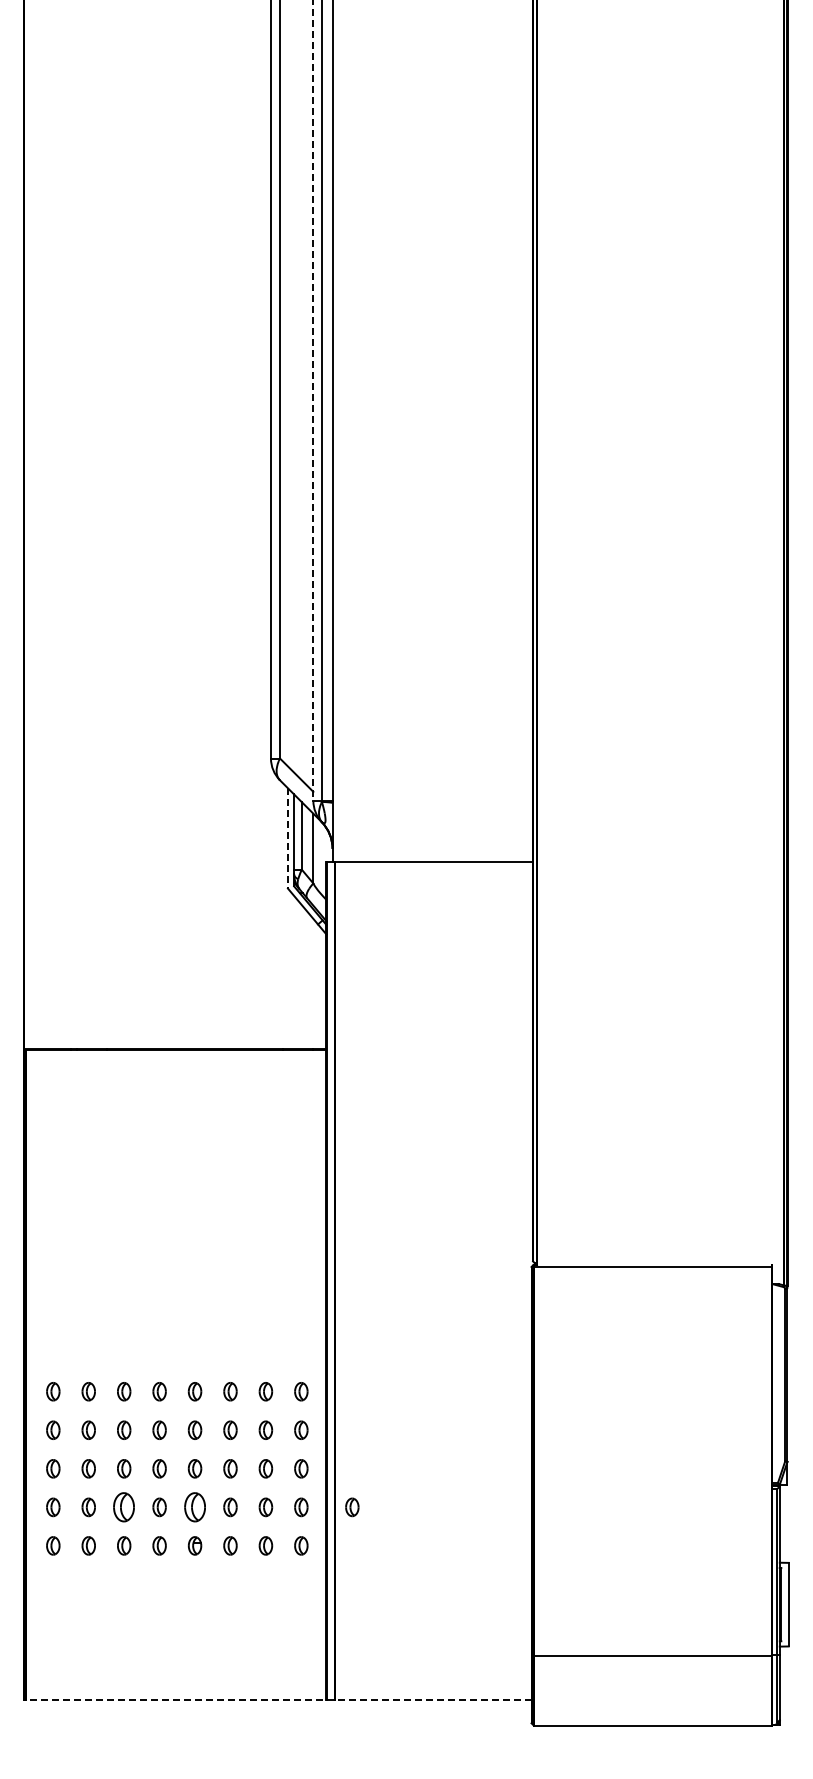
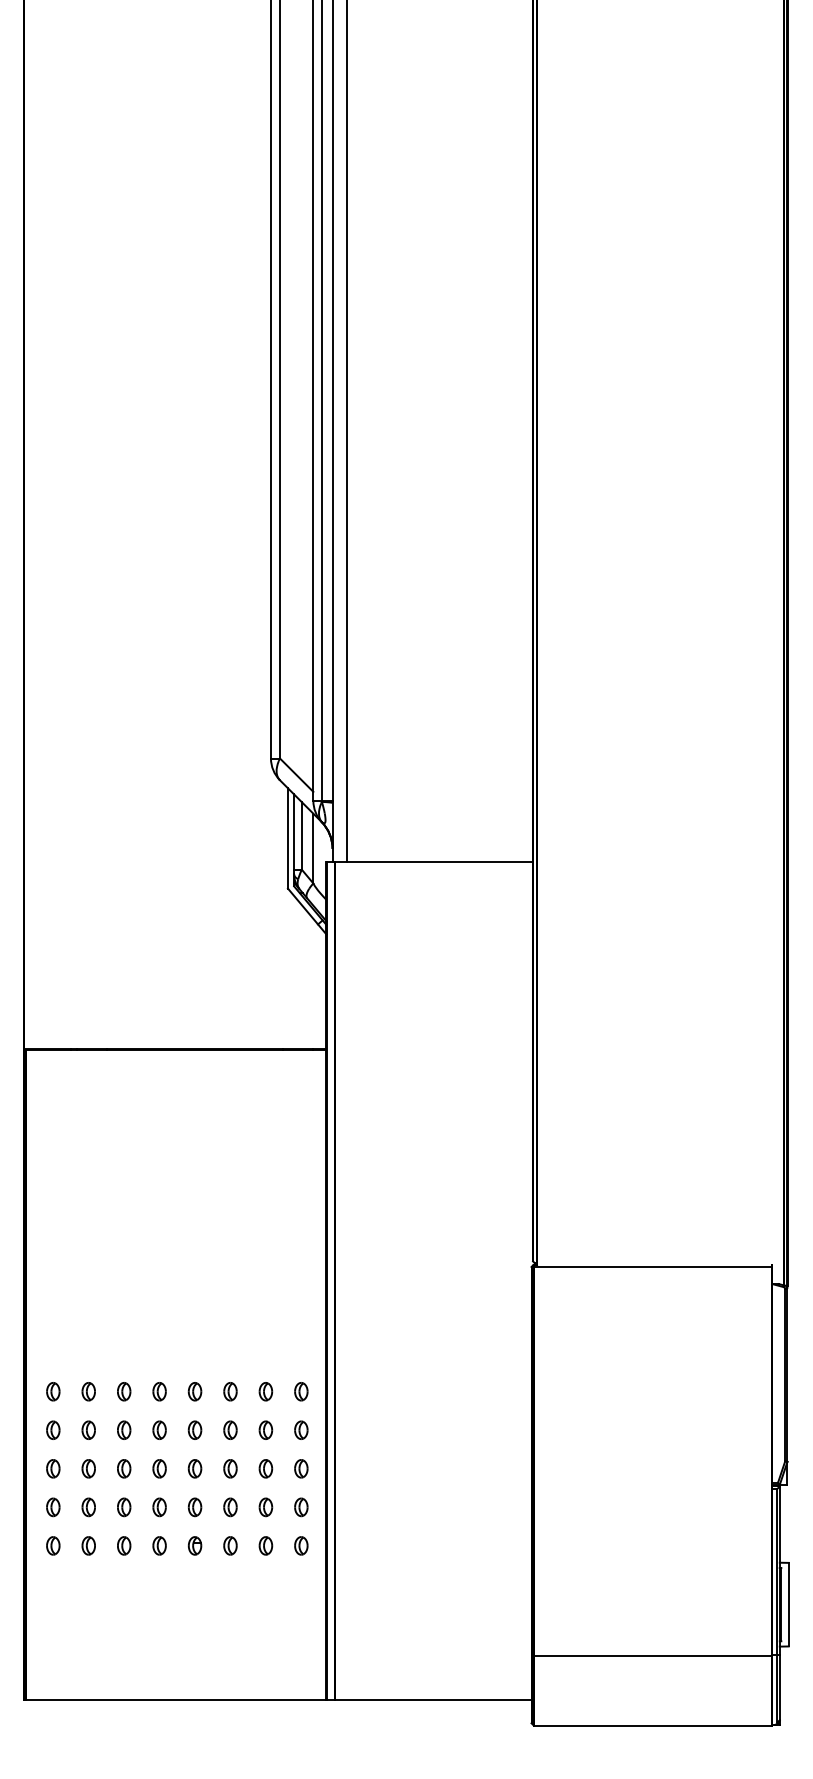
line: dashed -> solid (313, 400)
line: none -> present (347, 432)
line: dashed -> solid (287, 838)
part size: 22x31 px -> 15x21 px (124, 1507)
part size: 22x31 px -> 16x21 px (194, 1507)
part: present -> none (352, 1507)
line: dashed -> solid (277, 1700)
